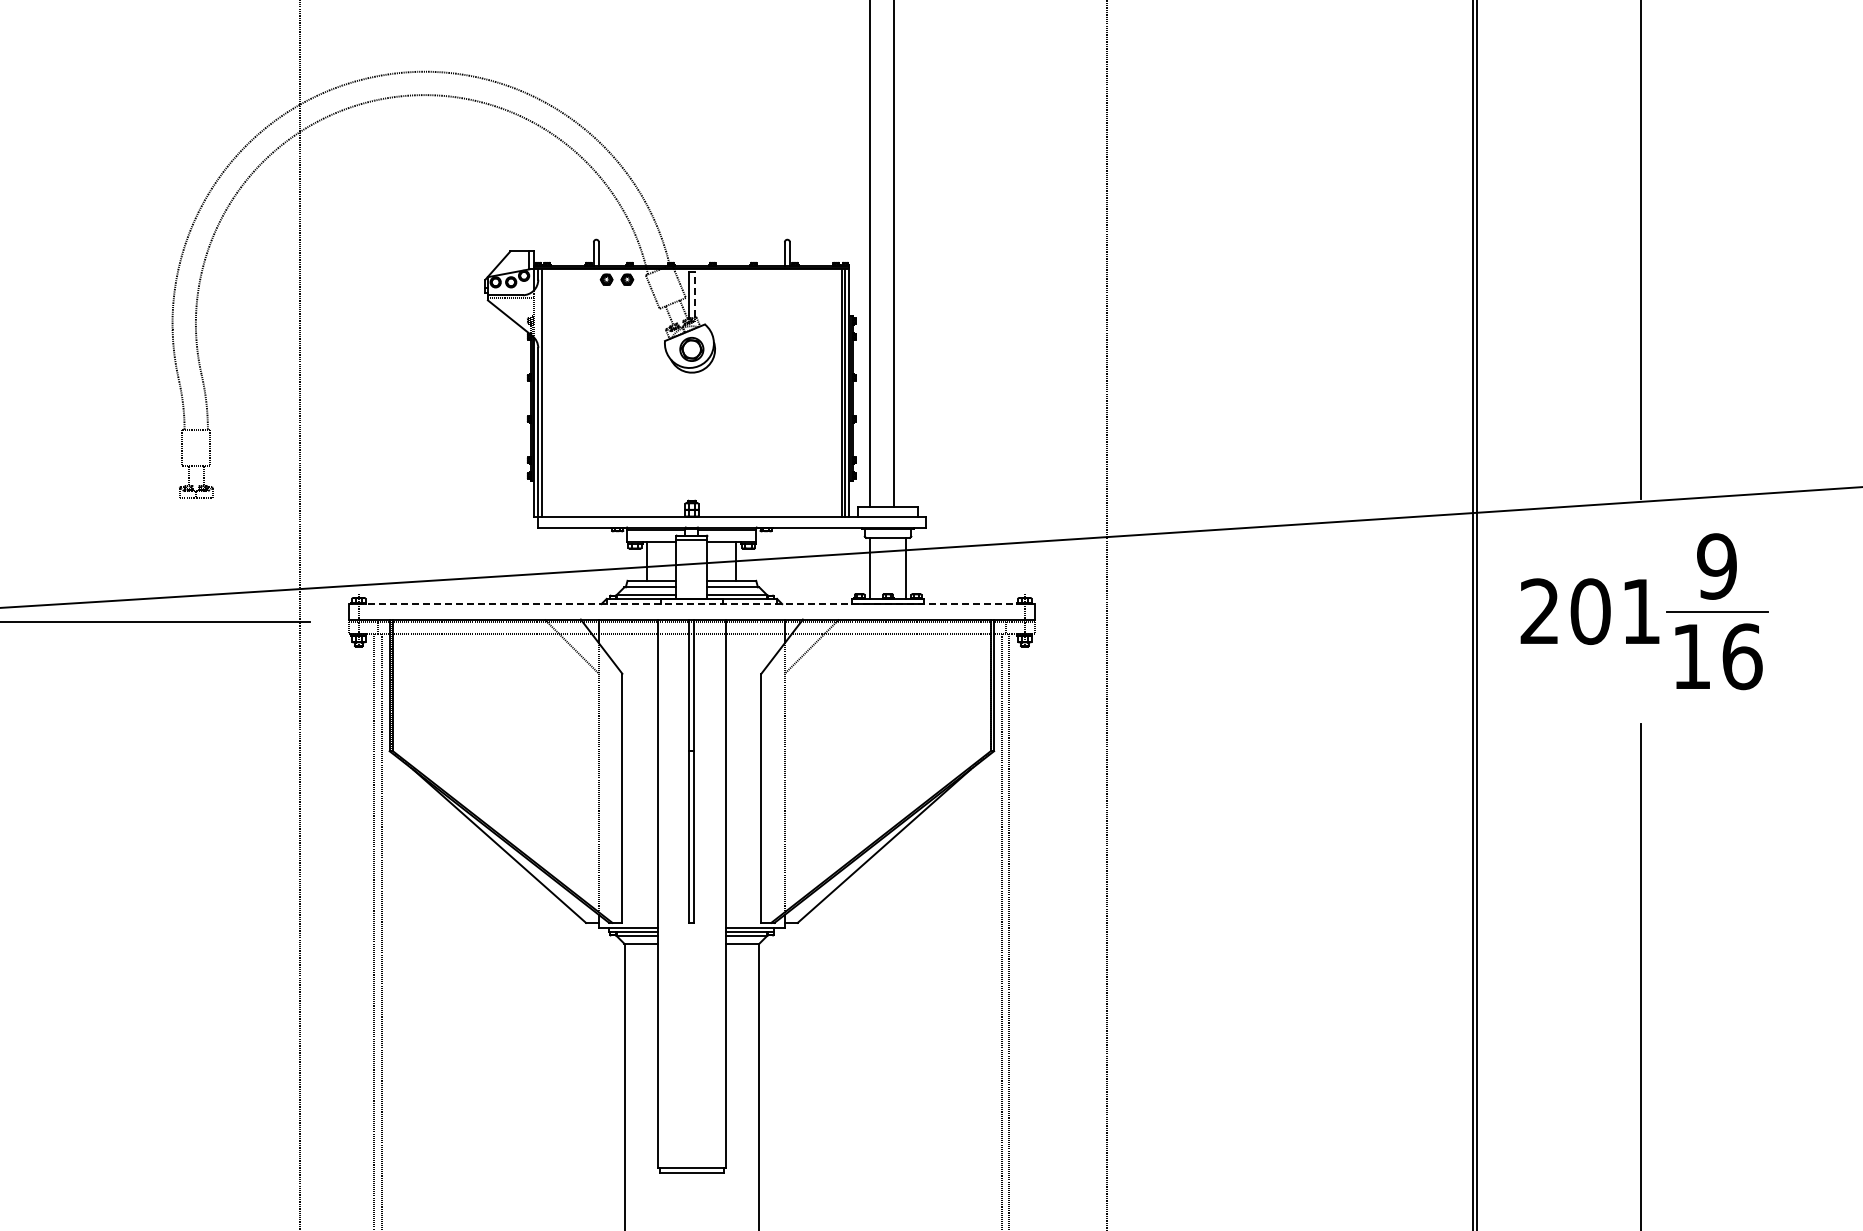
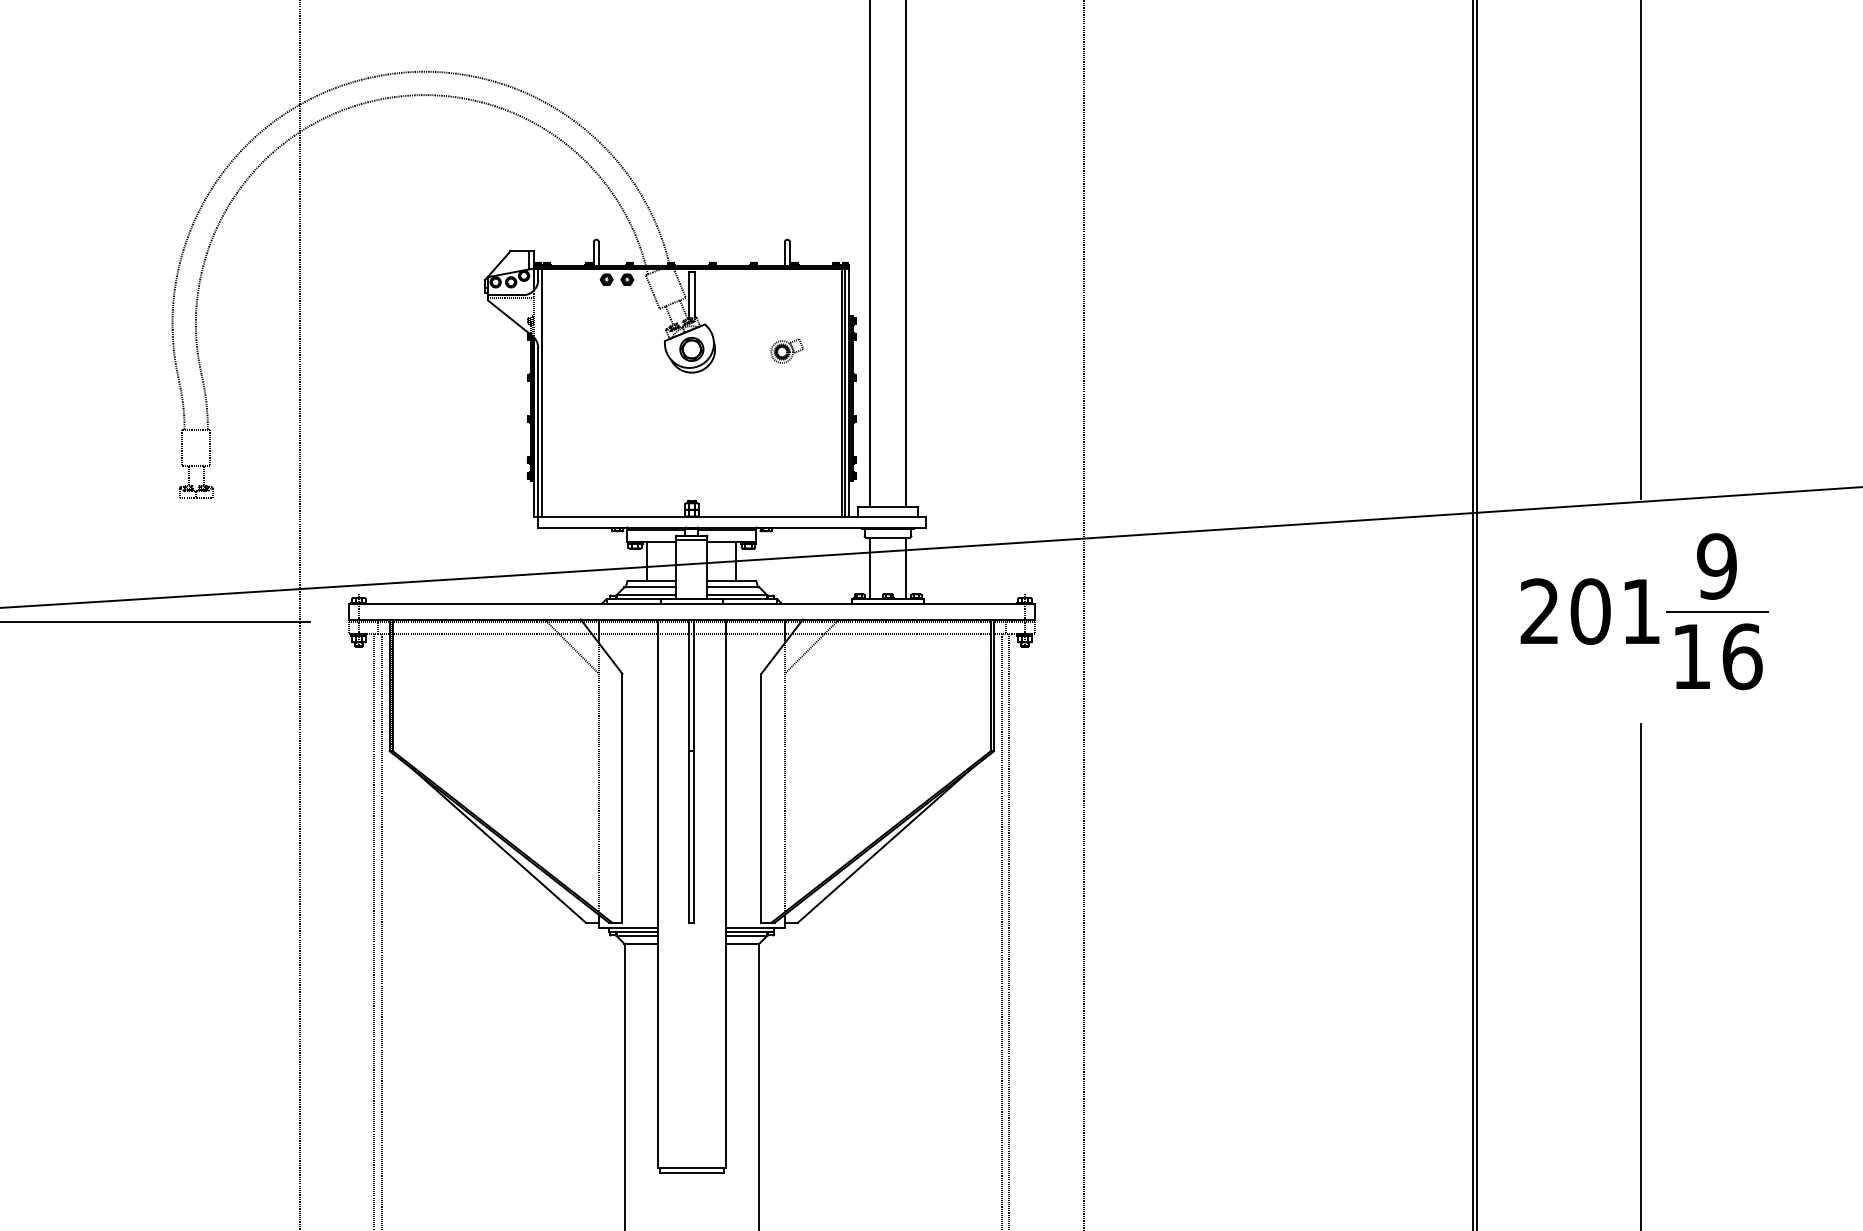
line position: (894, 254) -> (906, 254) (906, 254)
line: dashed -> solid (695, 294)
part: none -> present (787, 350)
line: dashed -> solid (691, 604)
line position: (1107, 614) -> (1084, 614) (1084, 614)
